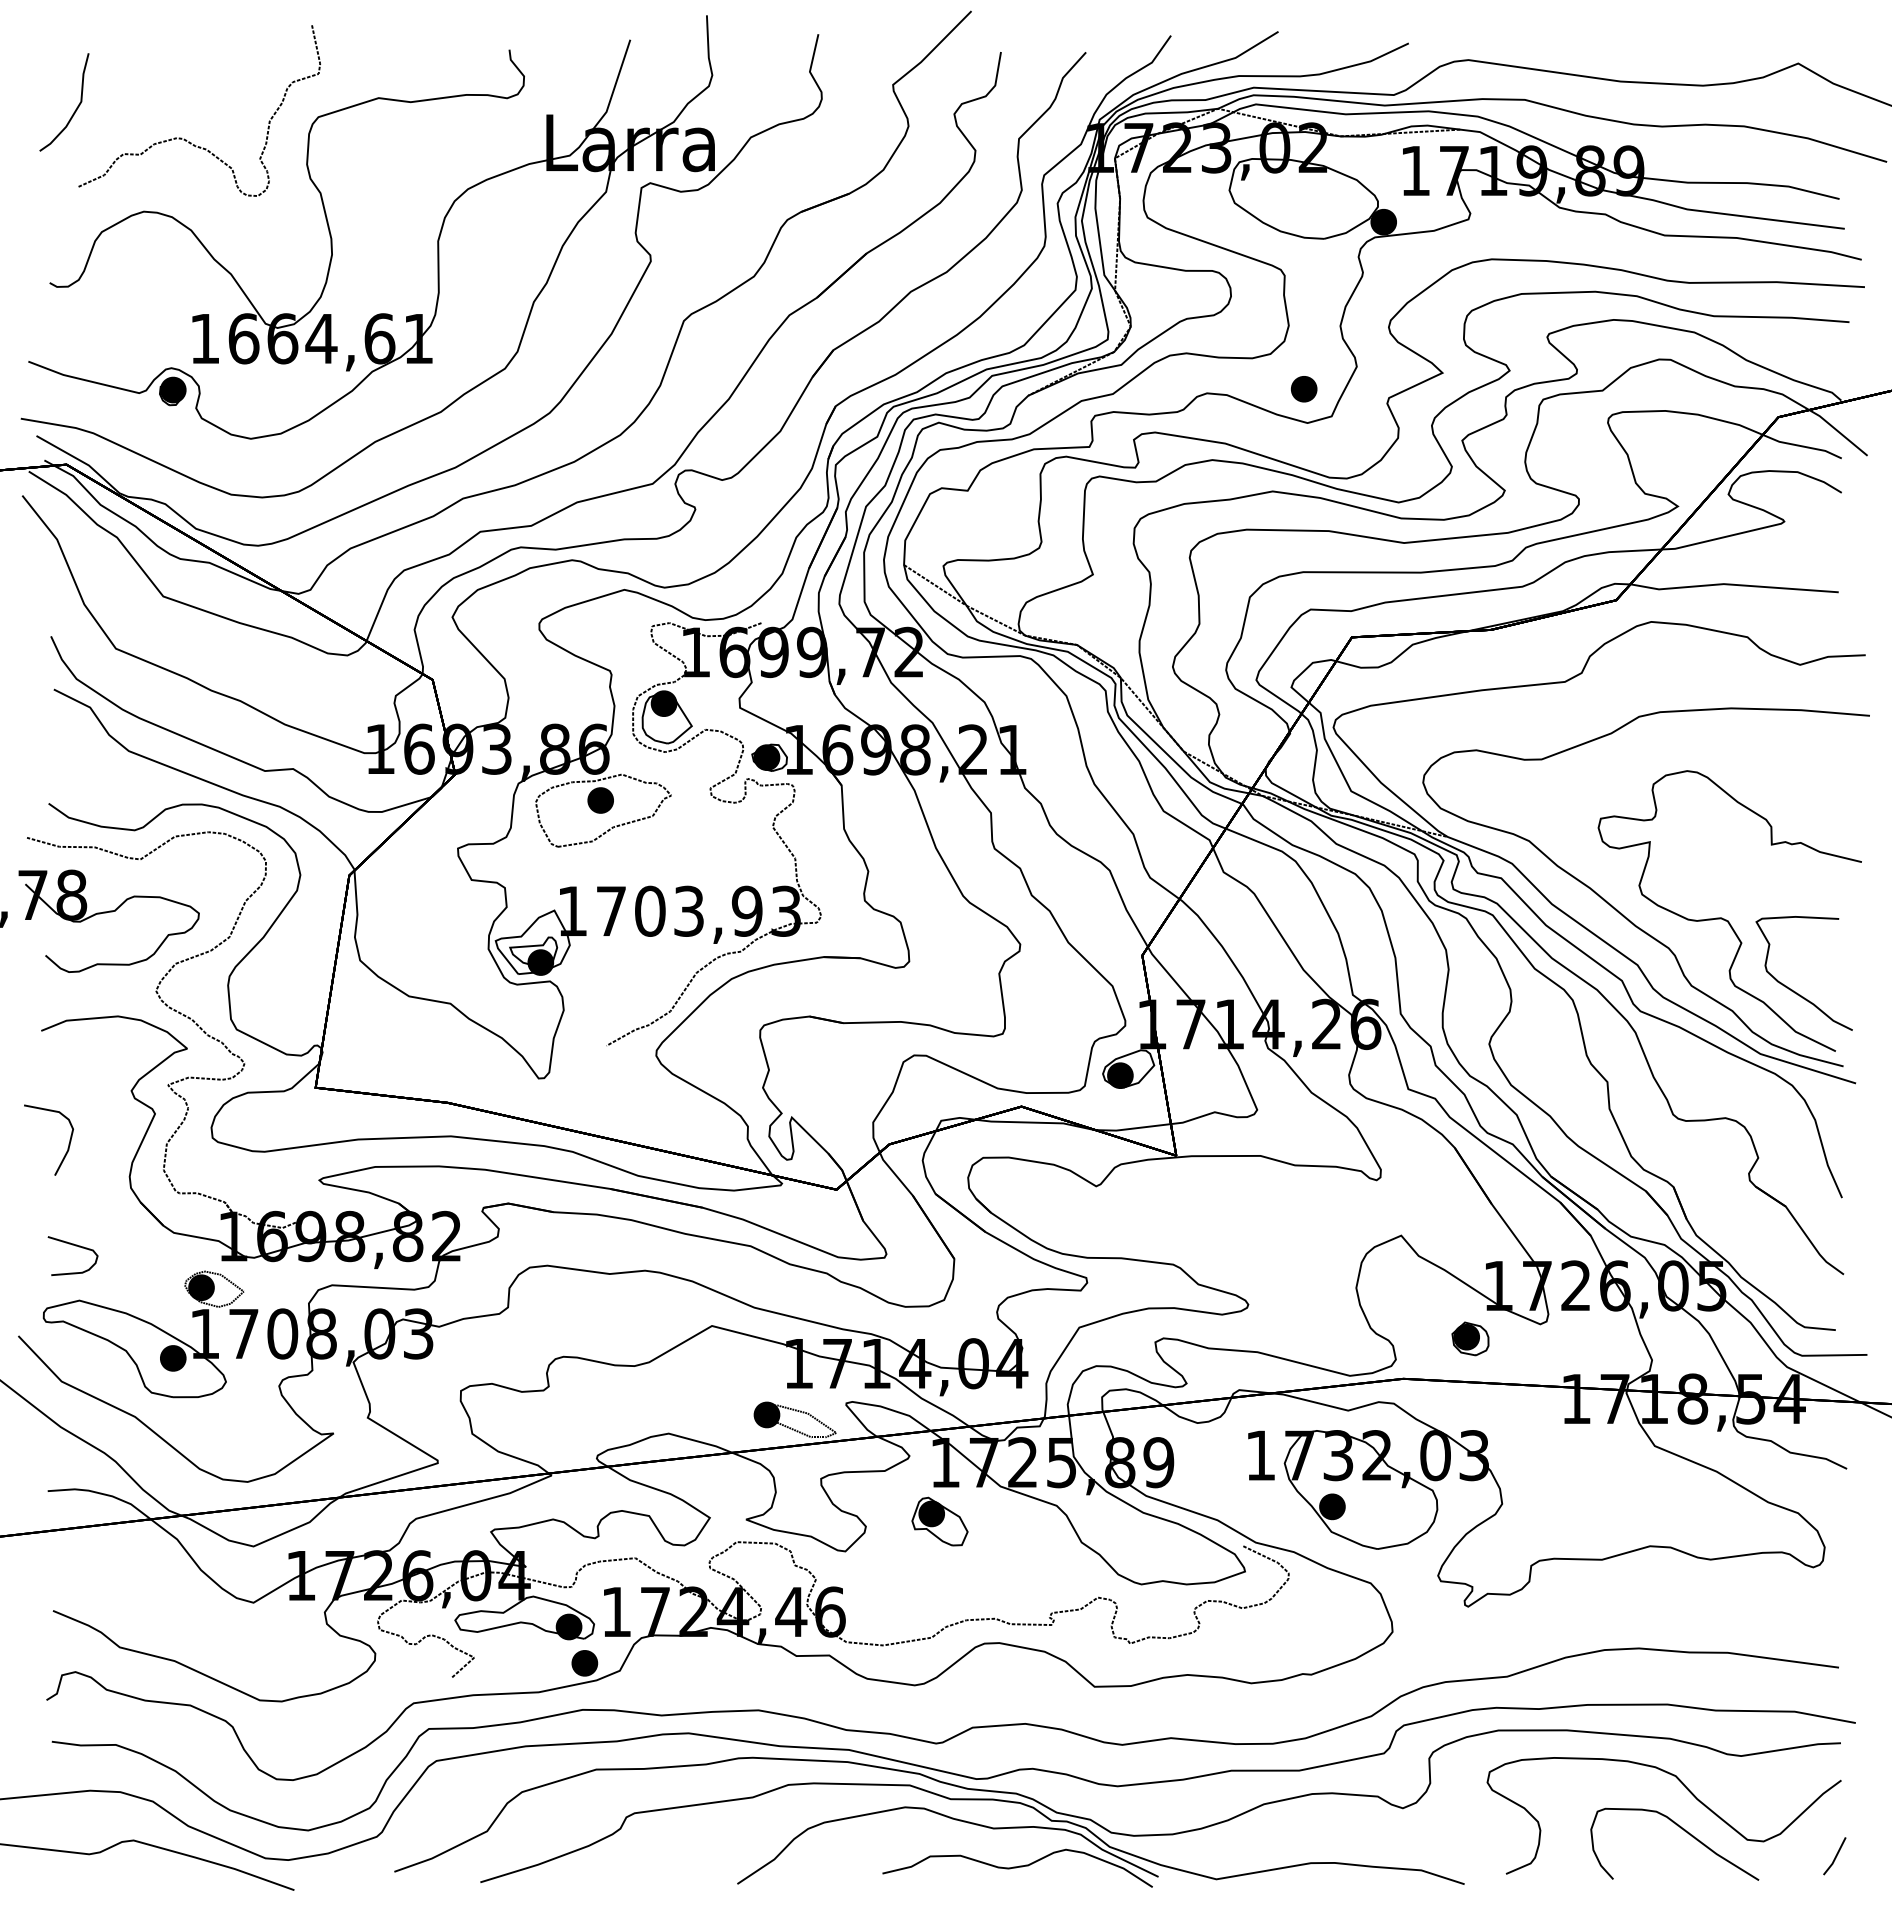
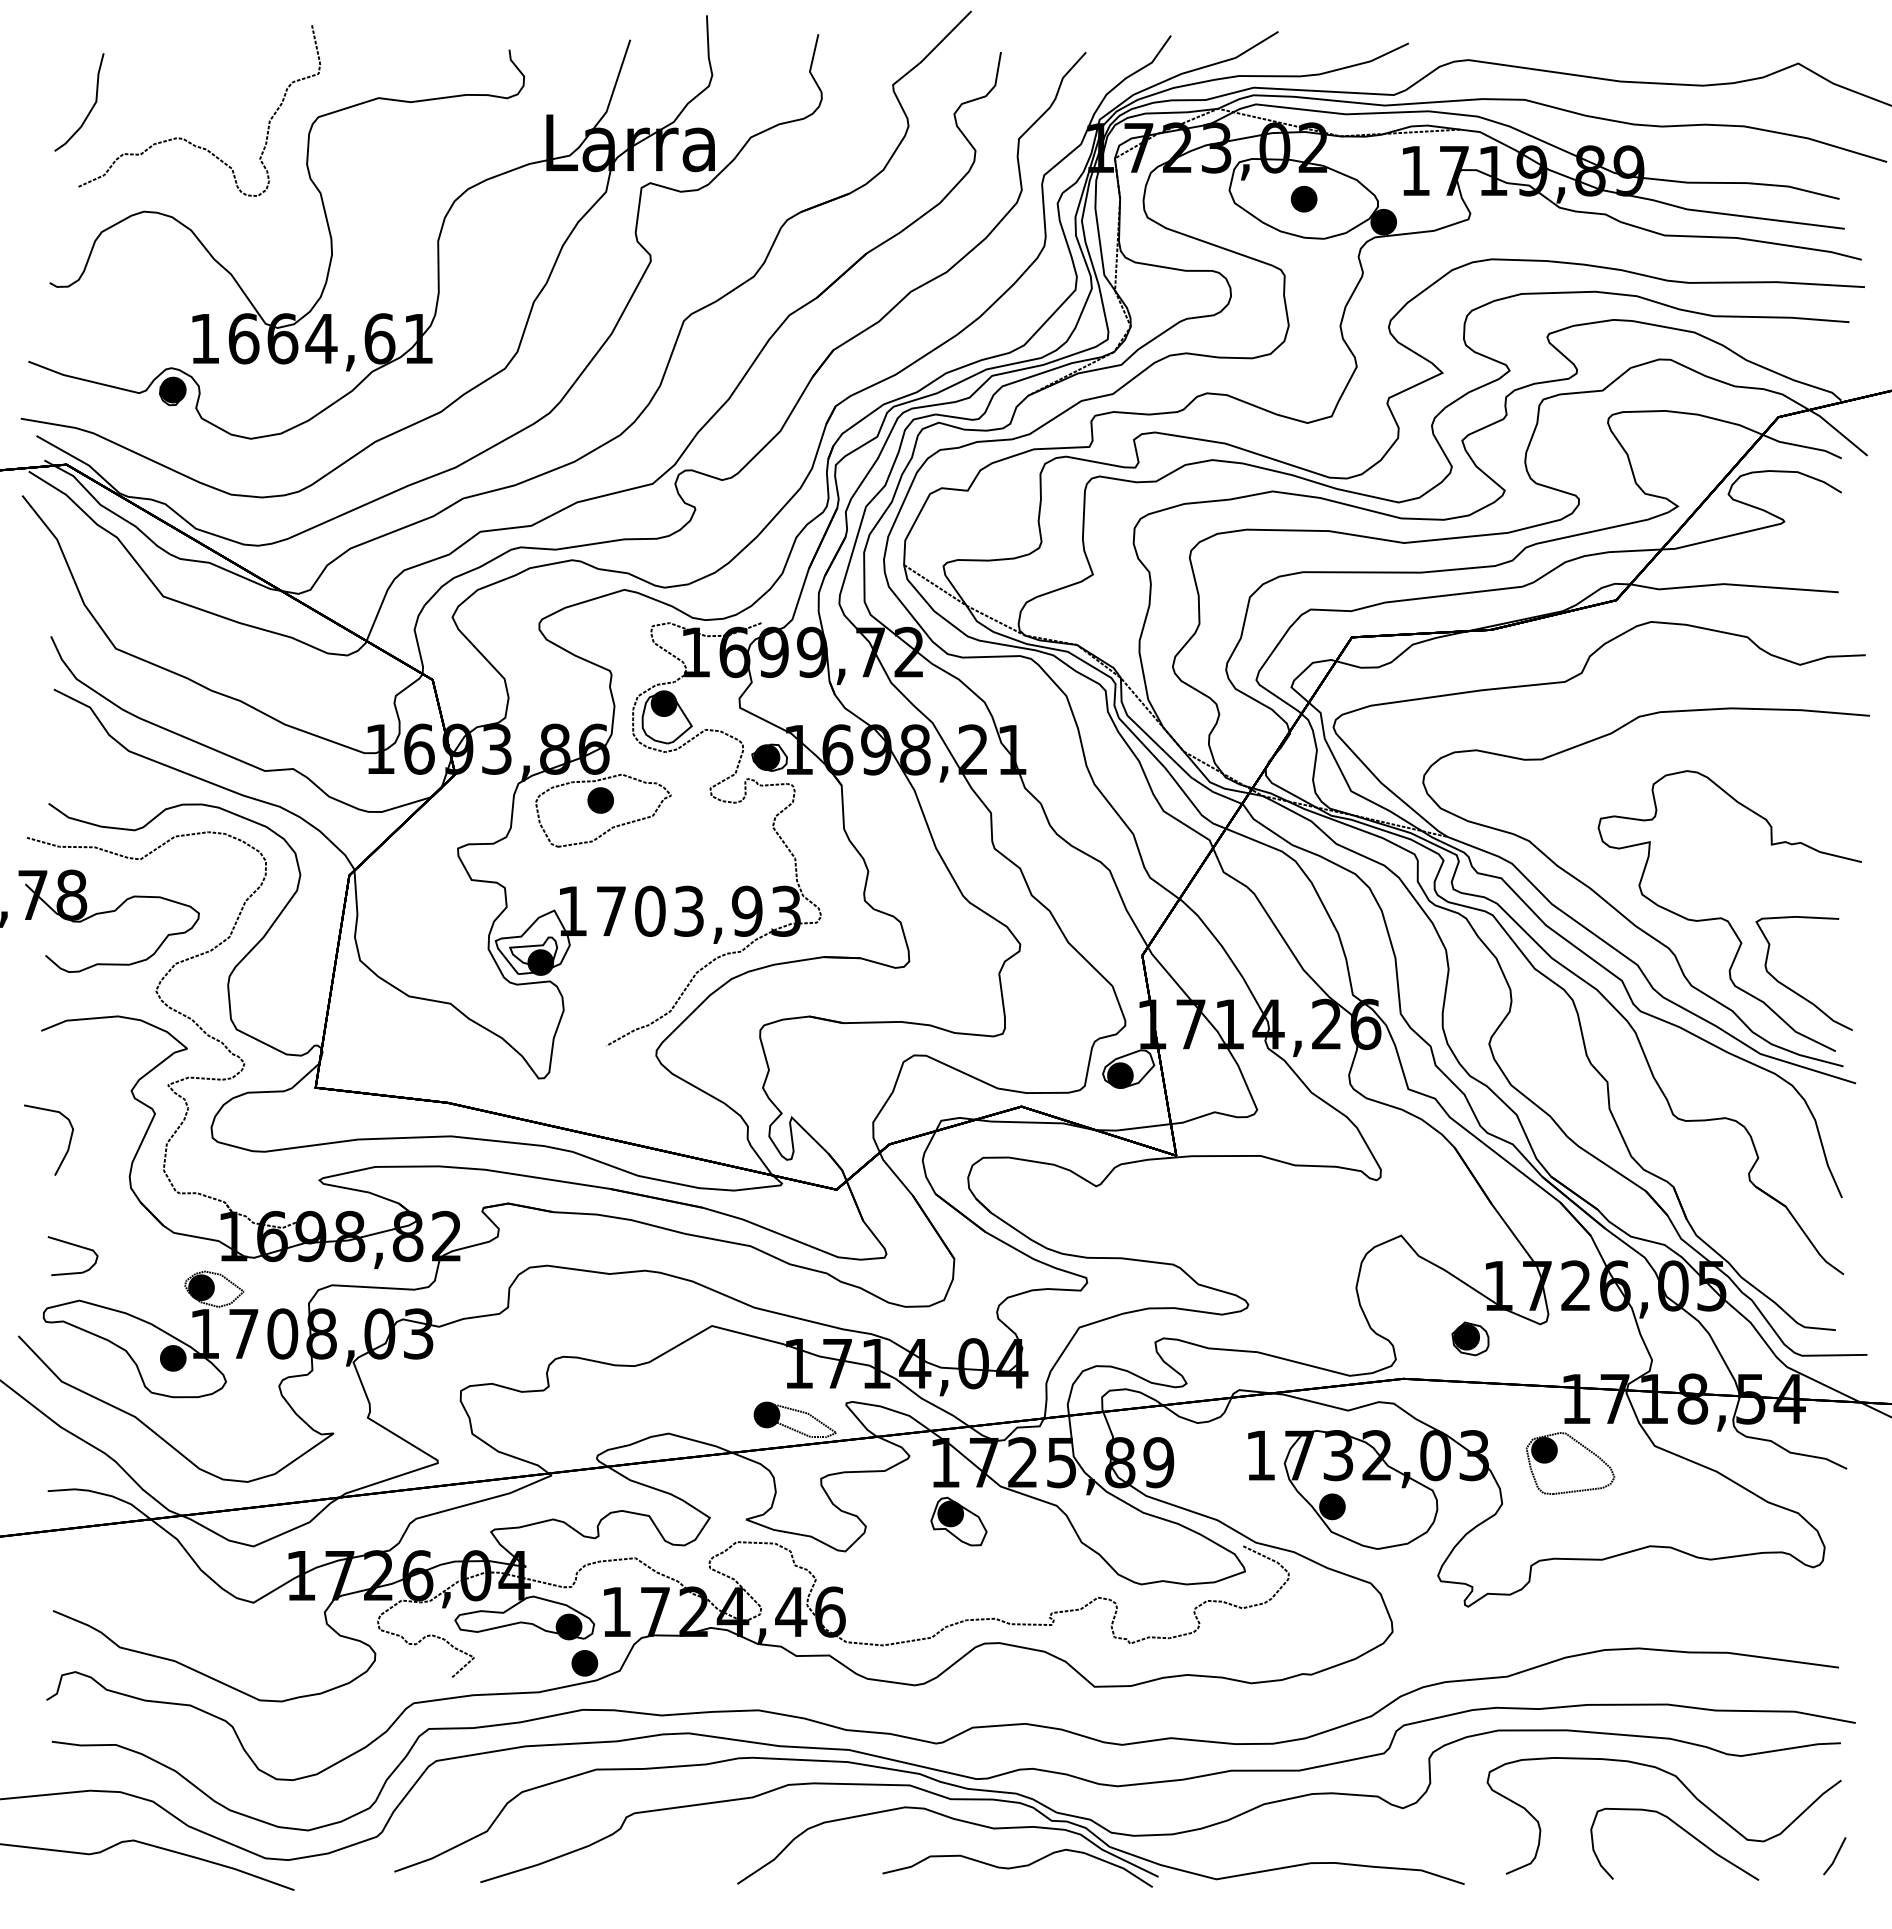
curve position: (76, 107) -> (91, 107) (91, 107)
part position: (1304, 389) -> (1304, 199) (1304, 199)
part: none -> present (1556, 1456)
part position: (939, 1521) -> (958, 1521) (958, 1521)
